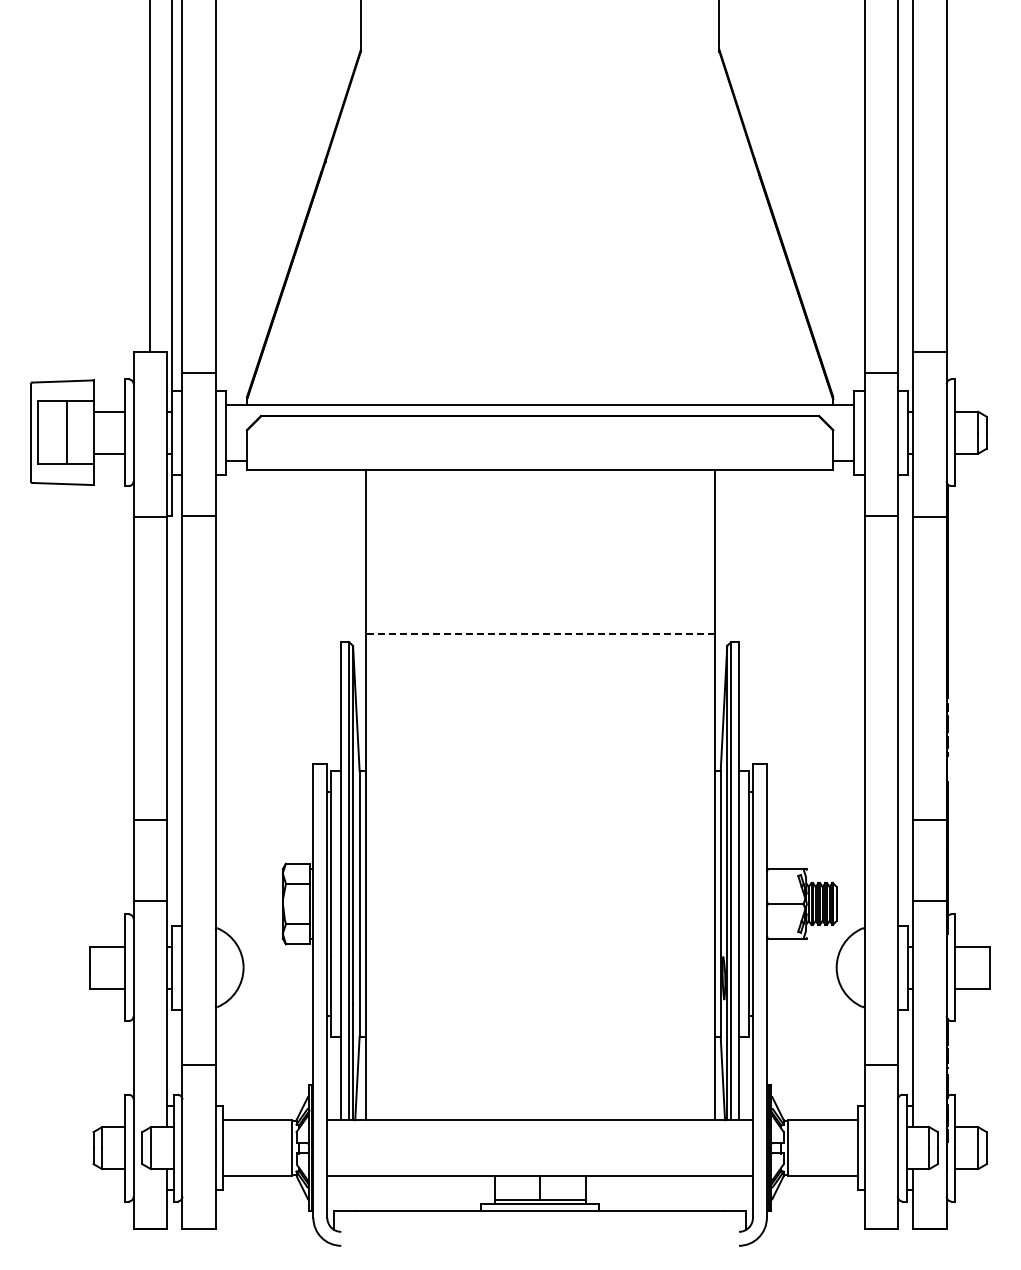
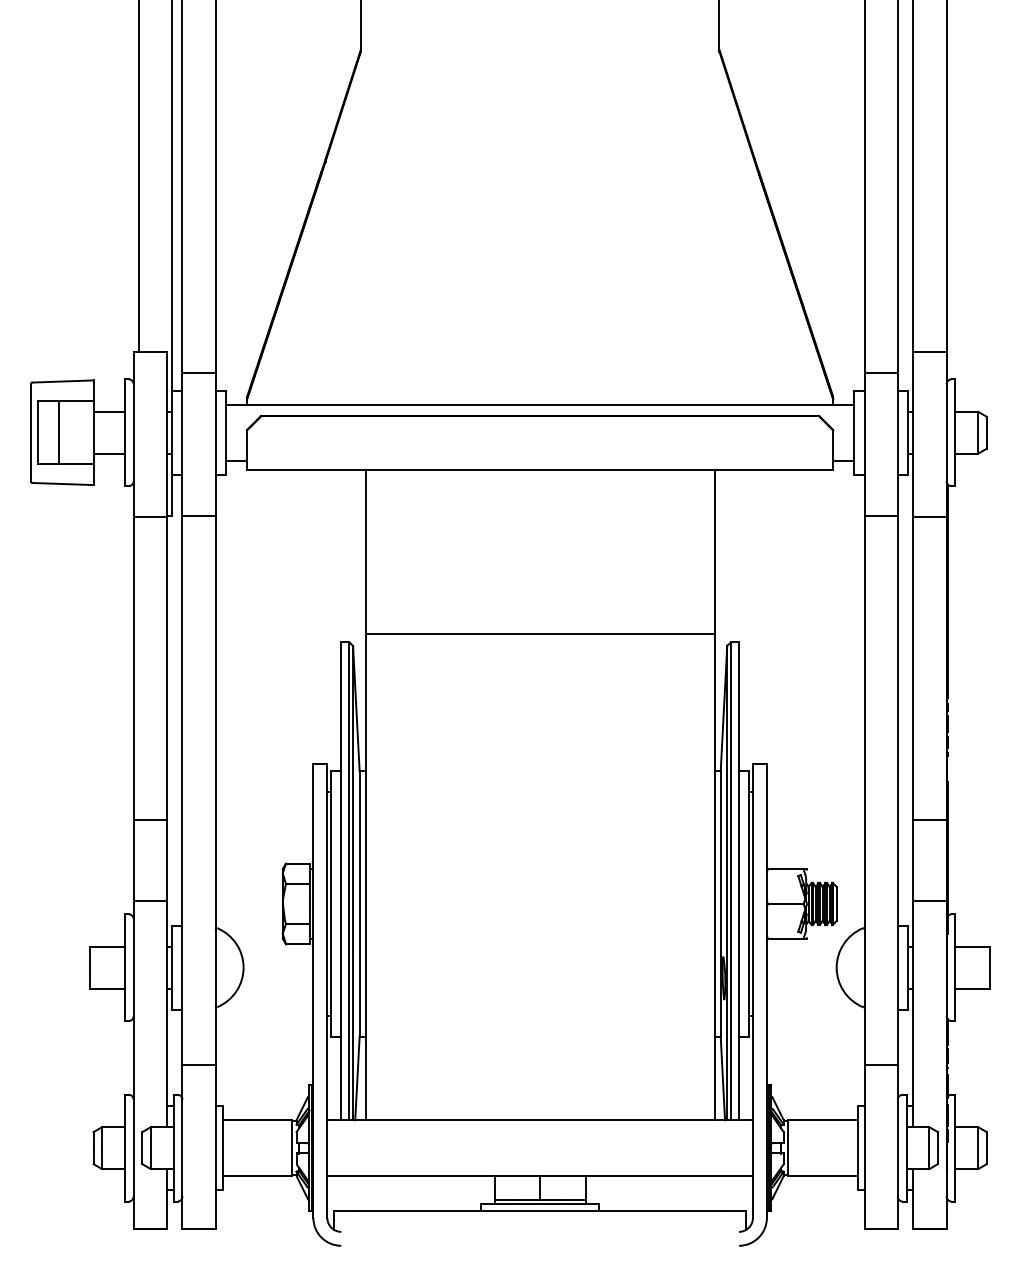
line position: (149, 177) -> (138, 177) (138, 177)
line position: (66, 432) -> (58, 432) (58, 432)
line: dashed -> solid (539, 634)
